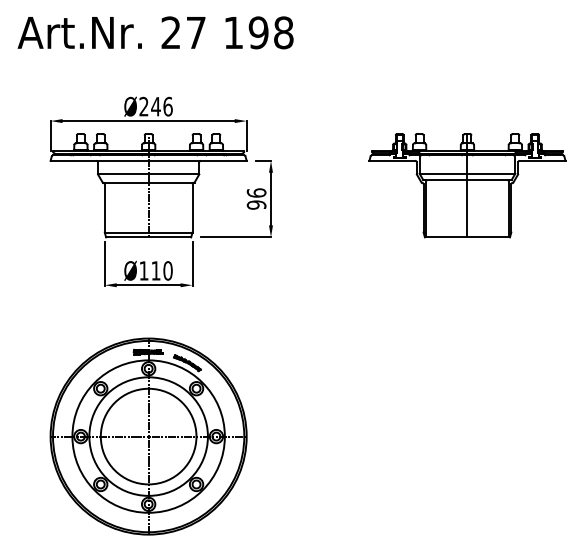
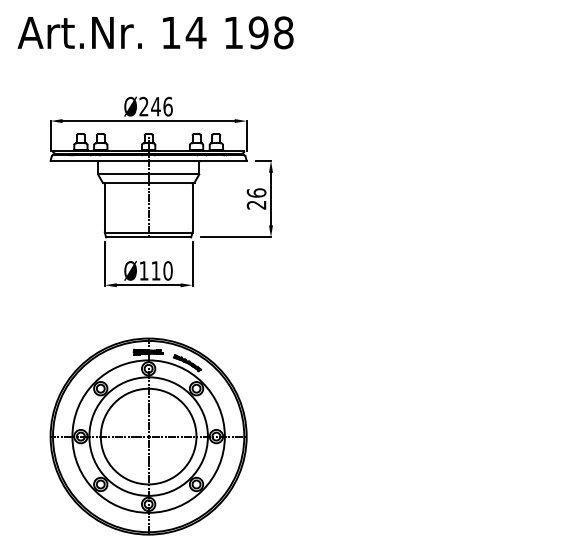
text: 27 -> 14 (183, 32)
part: present -> none (467, 185)
text: 96 -> 26 (256, 204)
